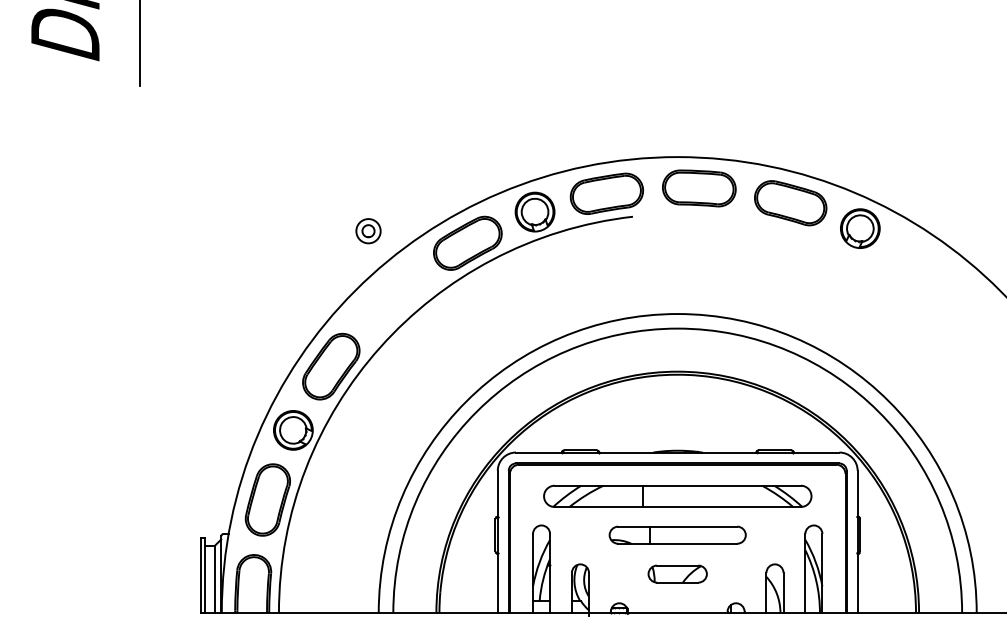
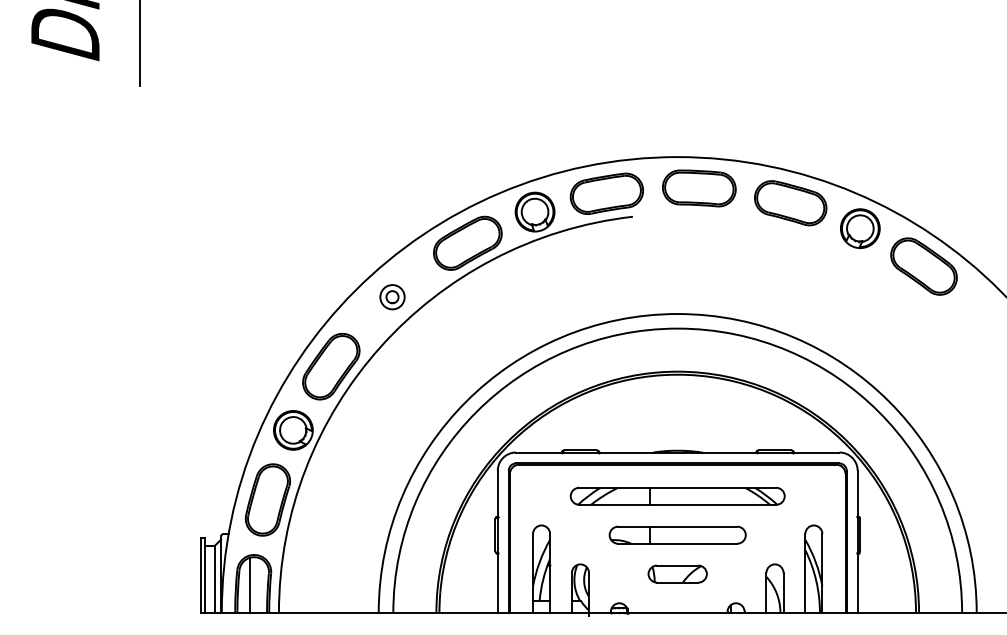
part position: (368, 231) -> (392, 297) (392, 297)
part: none -> present (923, 266)
part size: 270x24 px -> 217x20 px (677, 495)
line: none -> present (250, 585)
